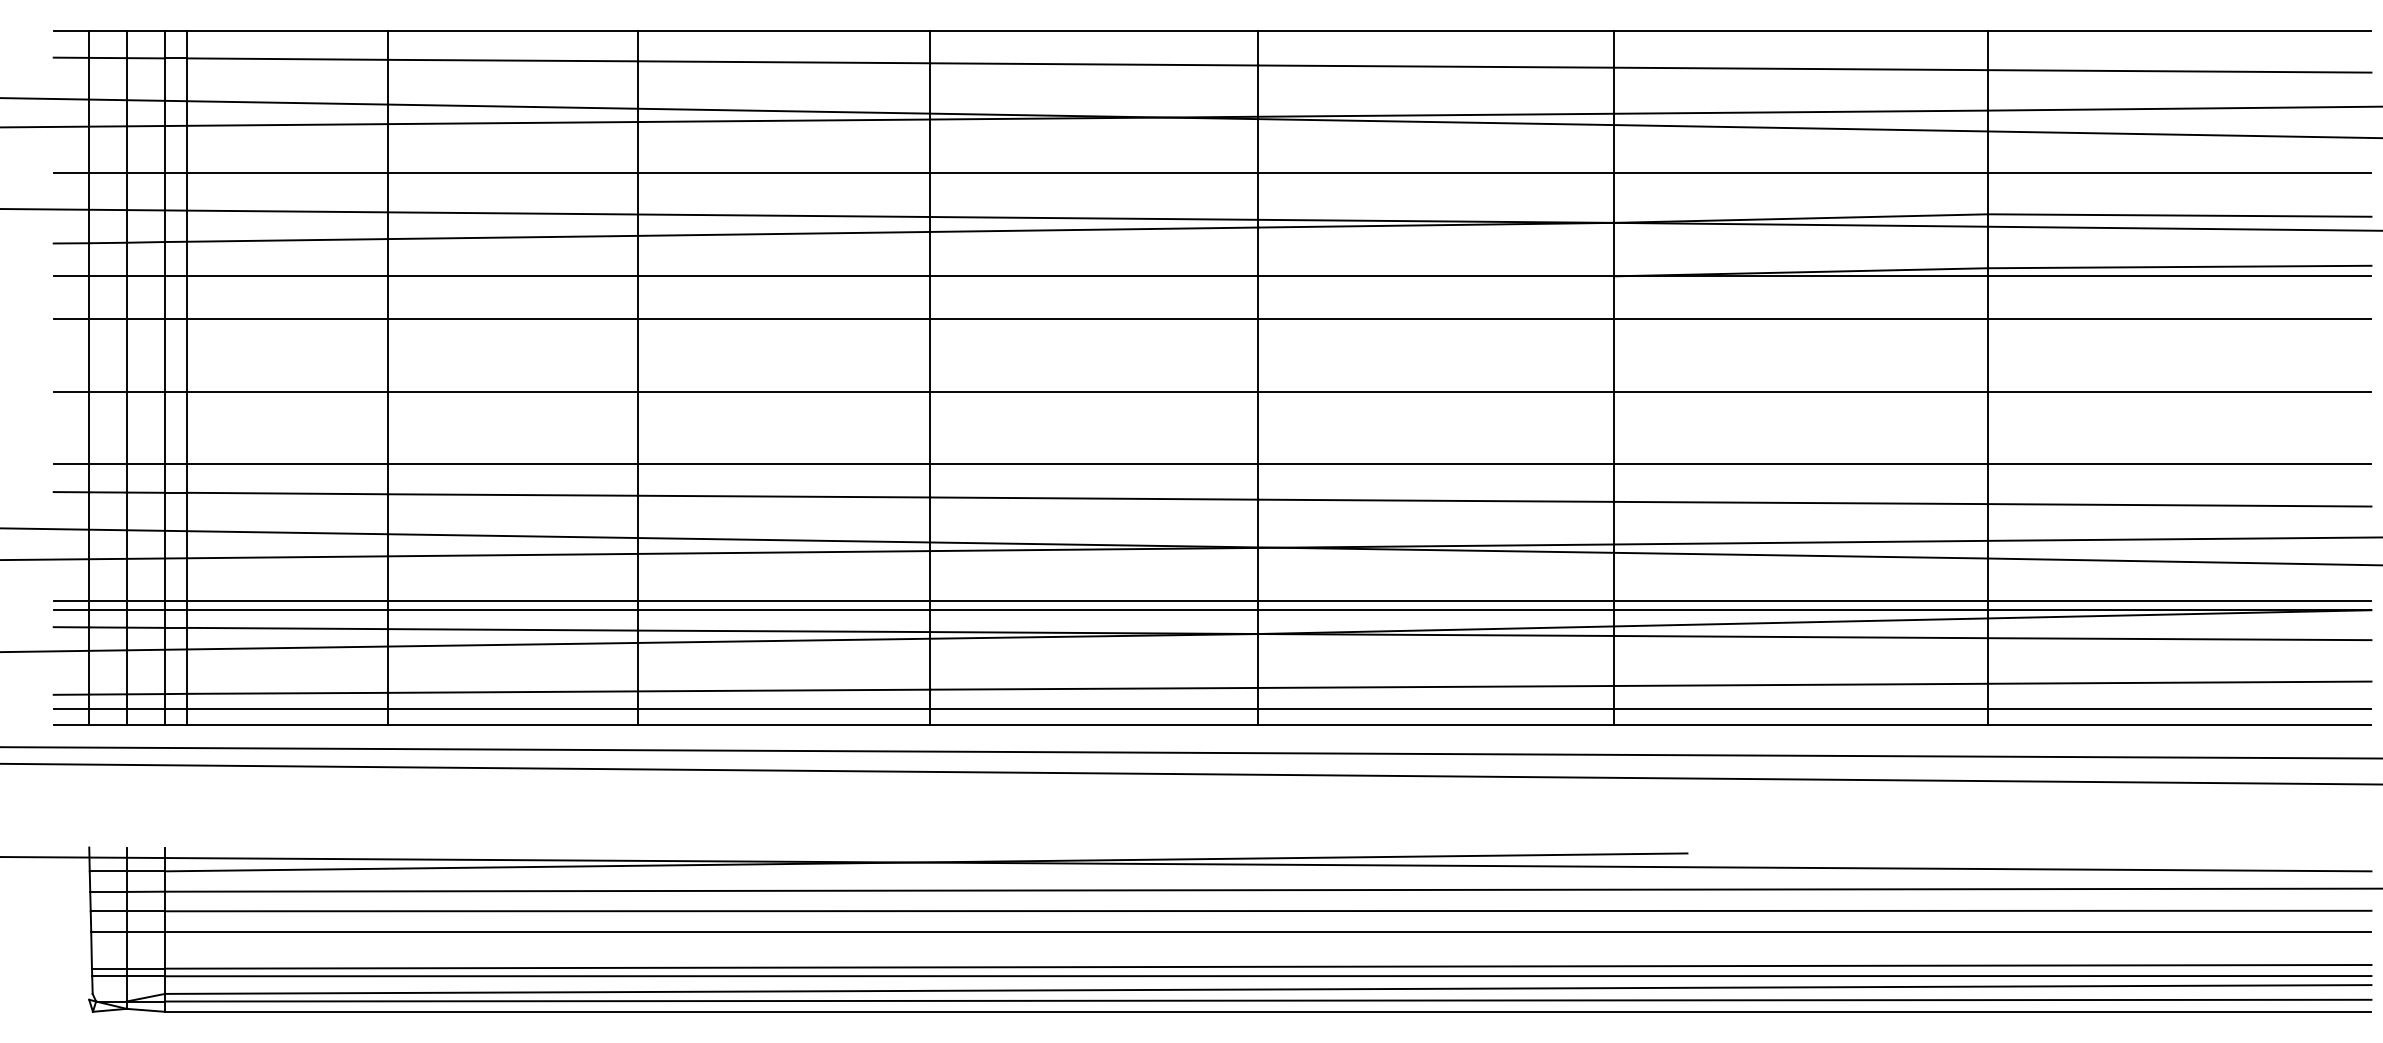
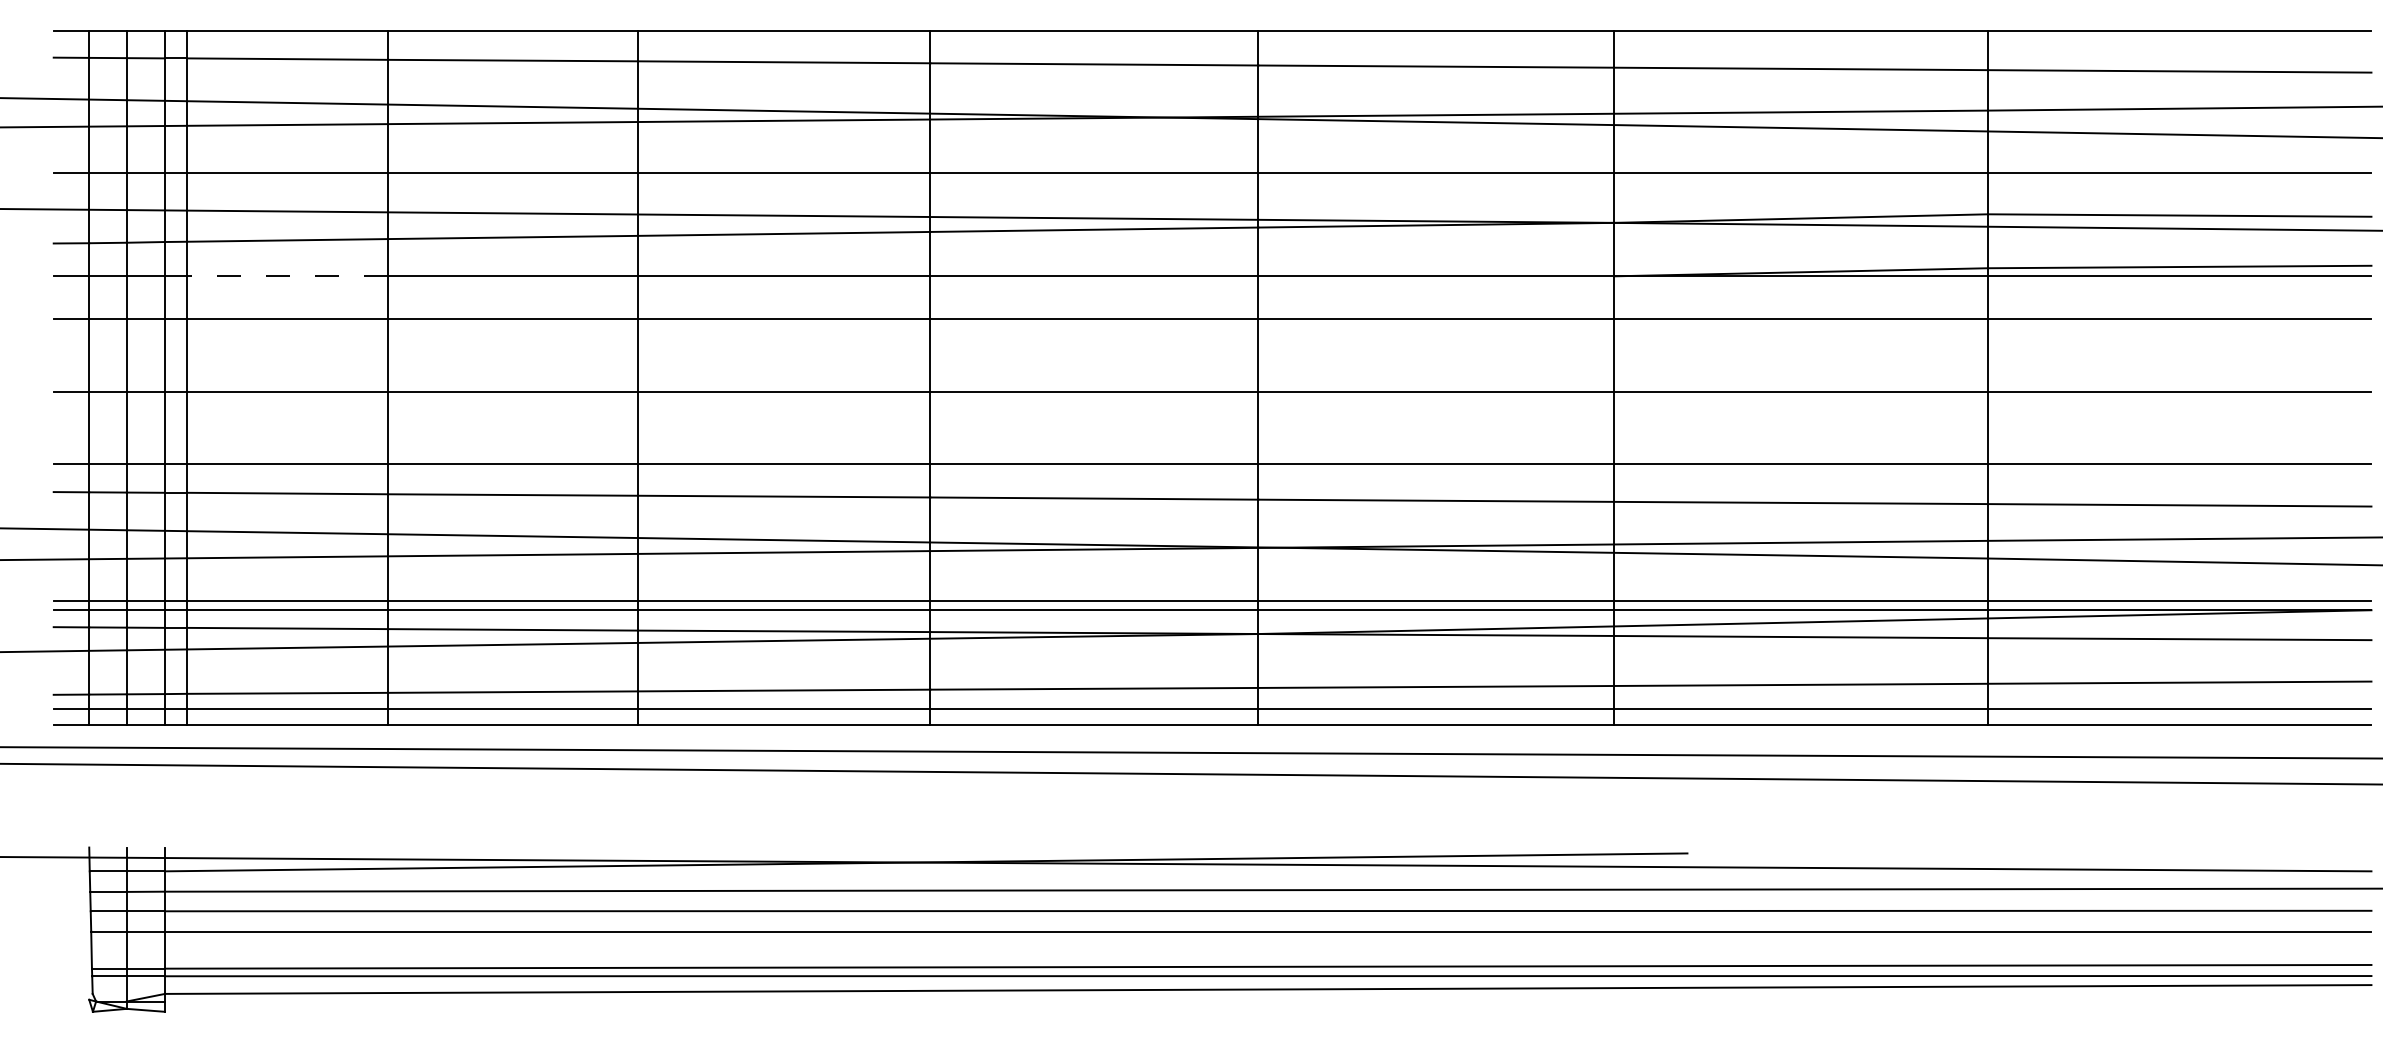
line: solid -> dashed (287, 276)
line: present -> none (1268, 1000)
line: present -> none (1268, 1011)
